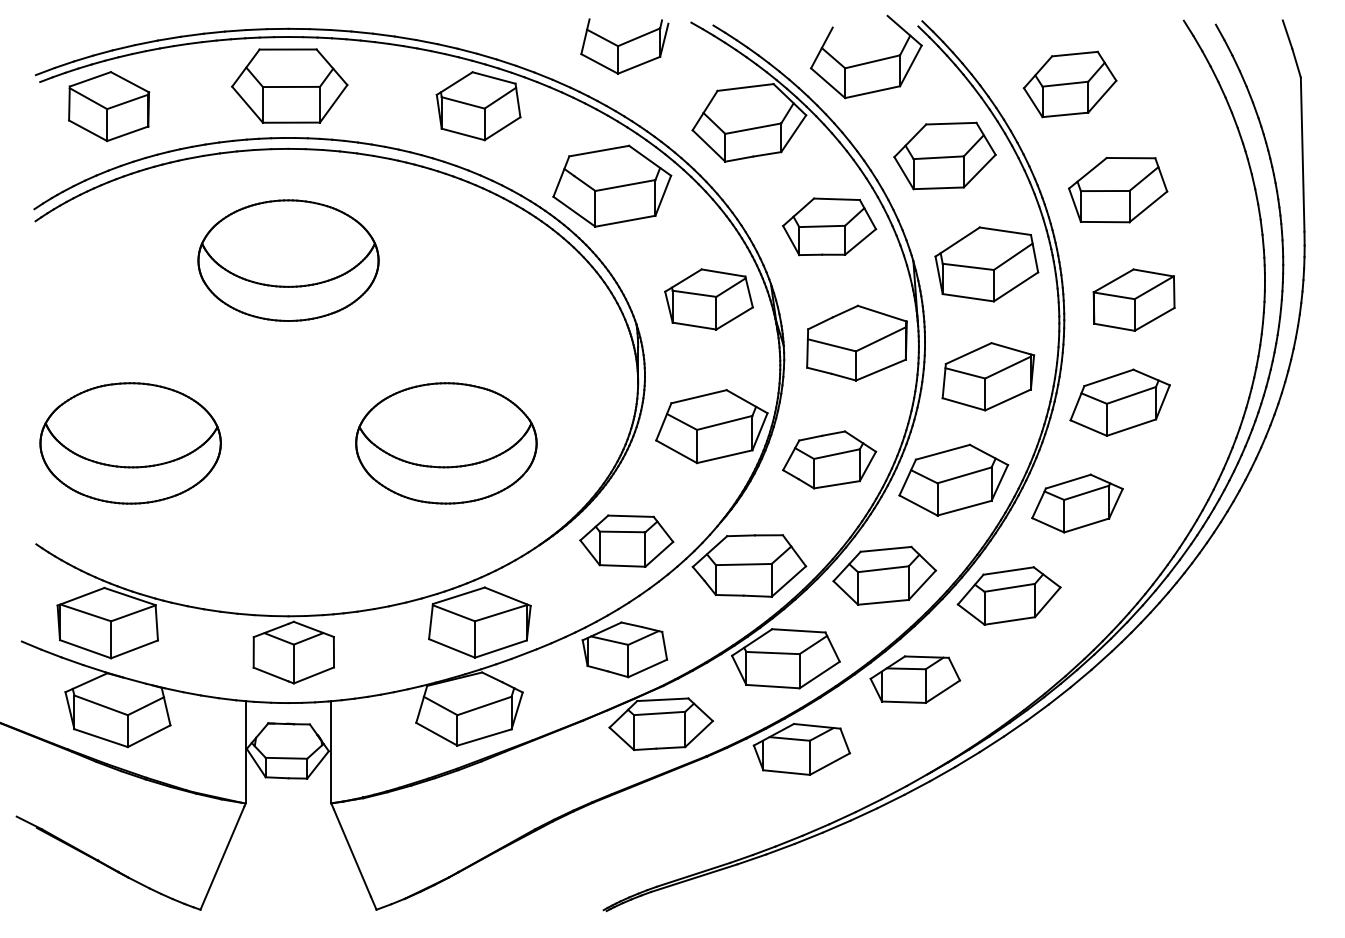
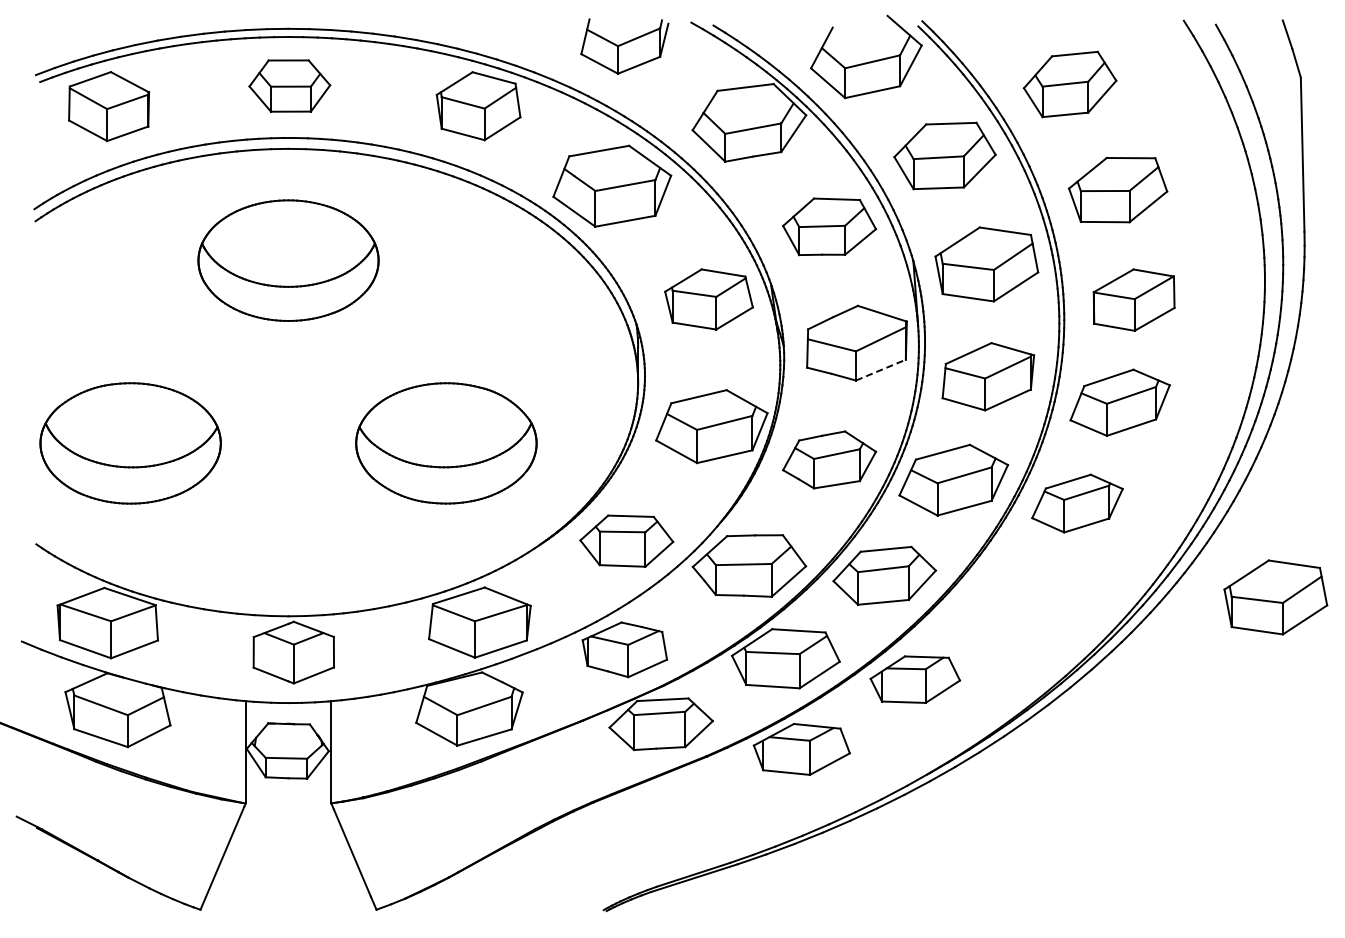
part size: 118x76 px -> 84x54 px (289, 85)
line: solid -> dashed (881, 369)
part: present -> none (1008, 595)
part: none -> present (1275, 597)
